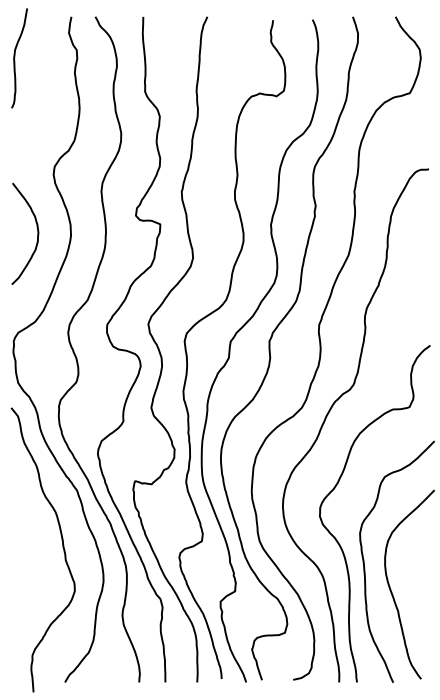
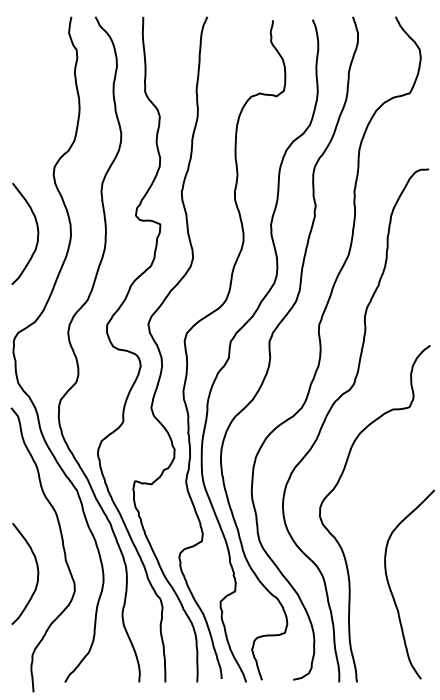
curve: present -> none (15, 57)
curve: present -> none (365, 568)
curve: none -> present (37, 573)
